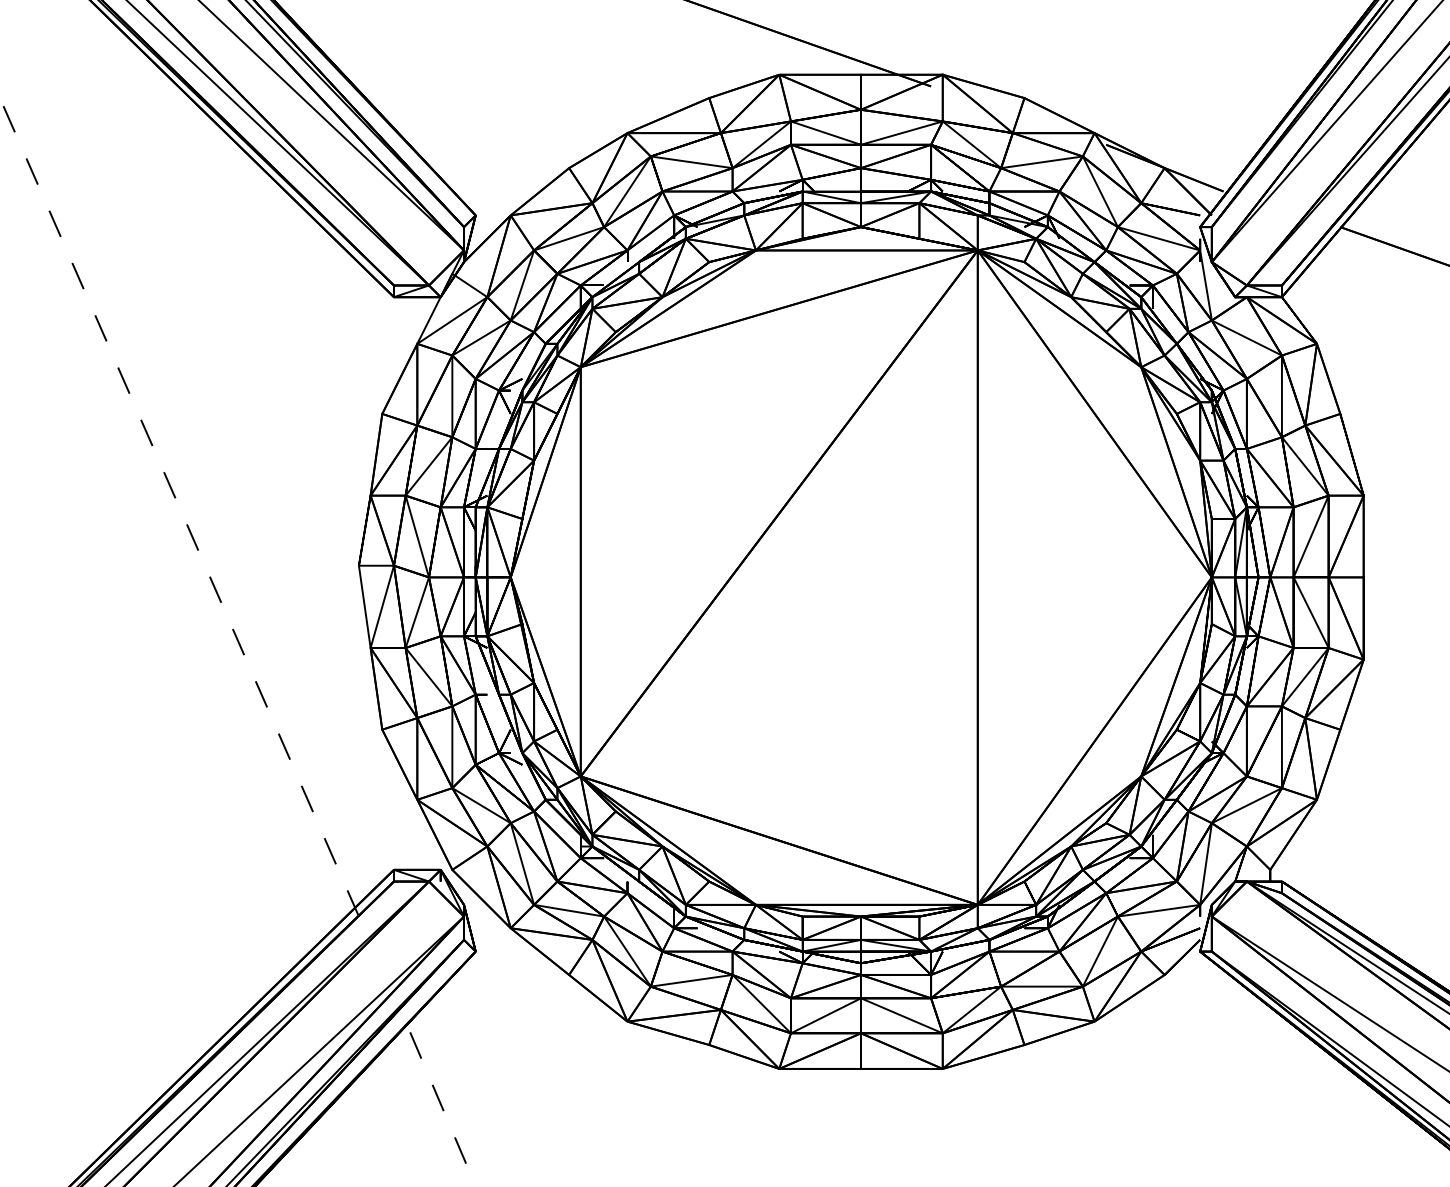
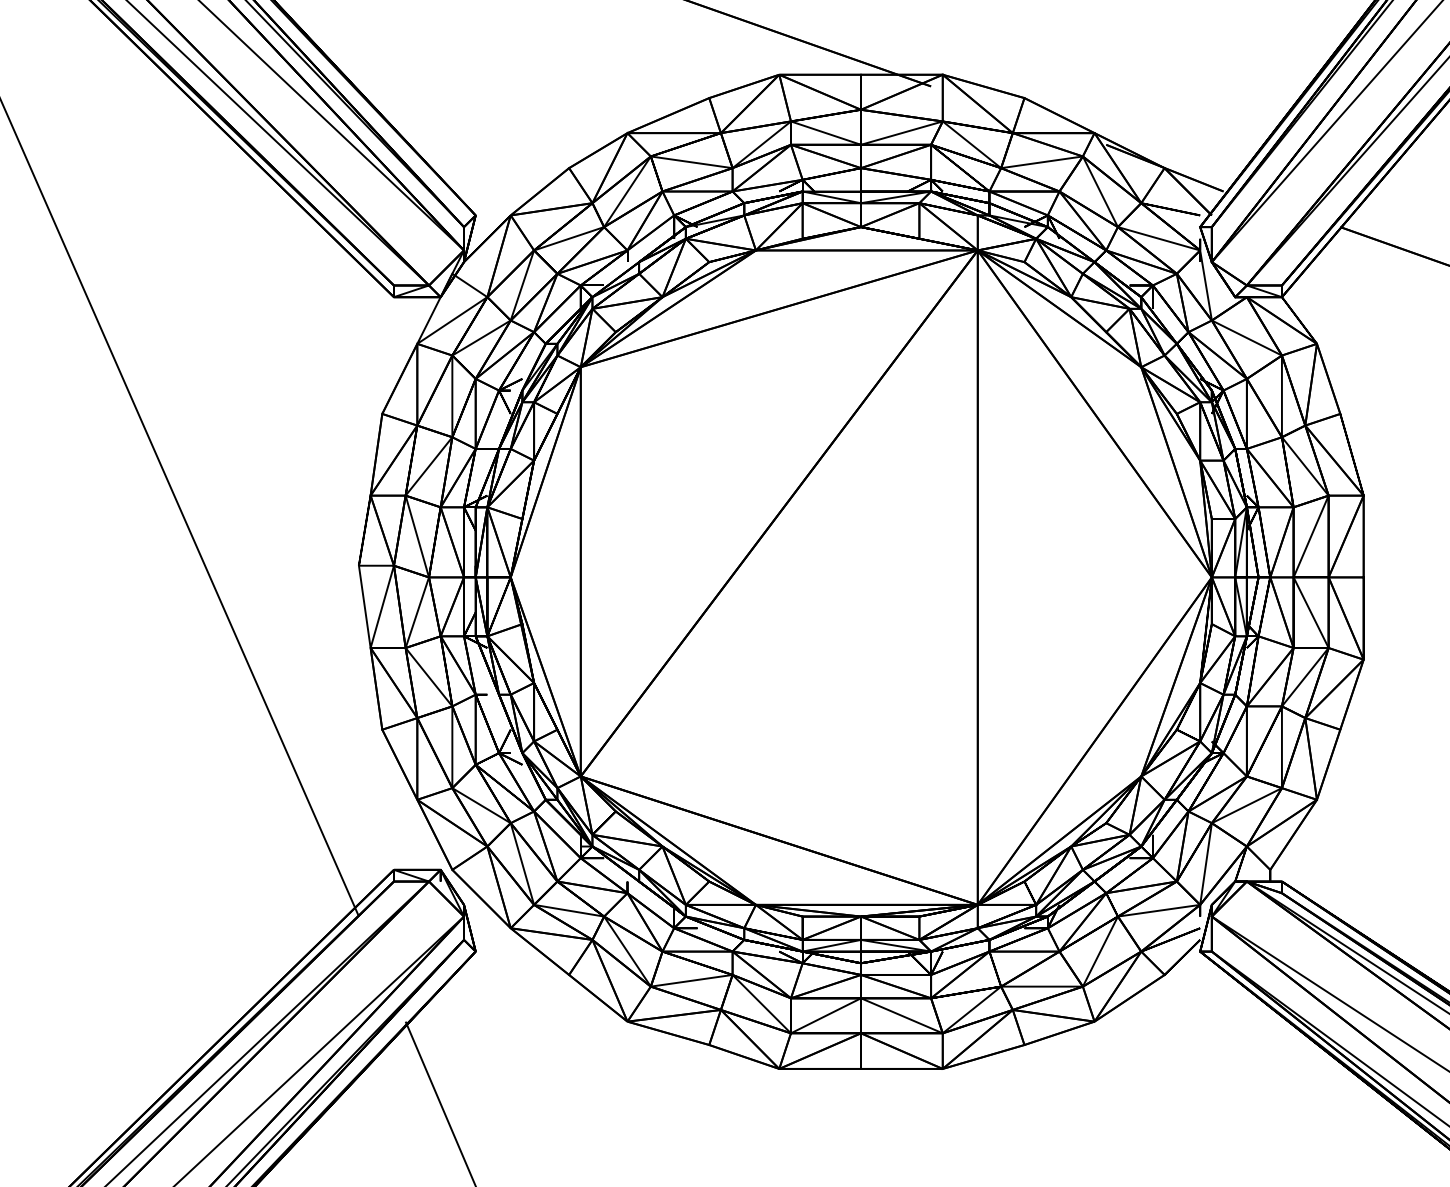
line: dashed -> solid (179, 507)
line: dashed -> solid (440, 1103)
